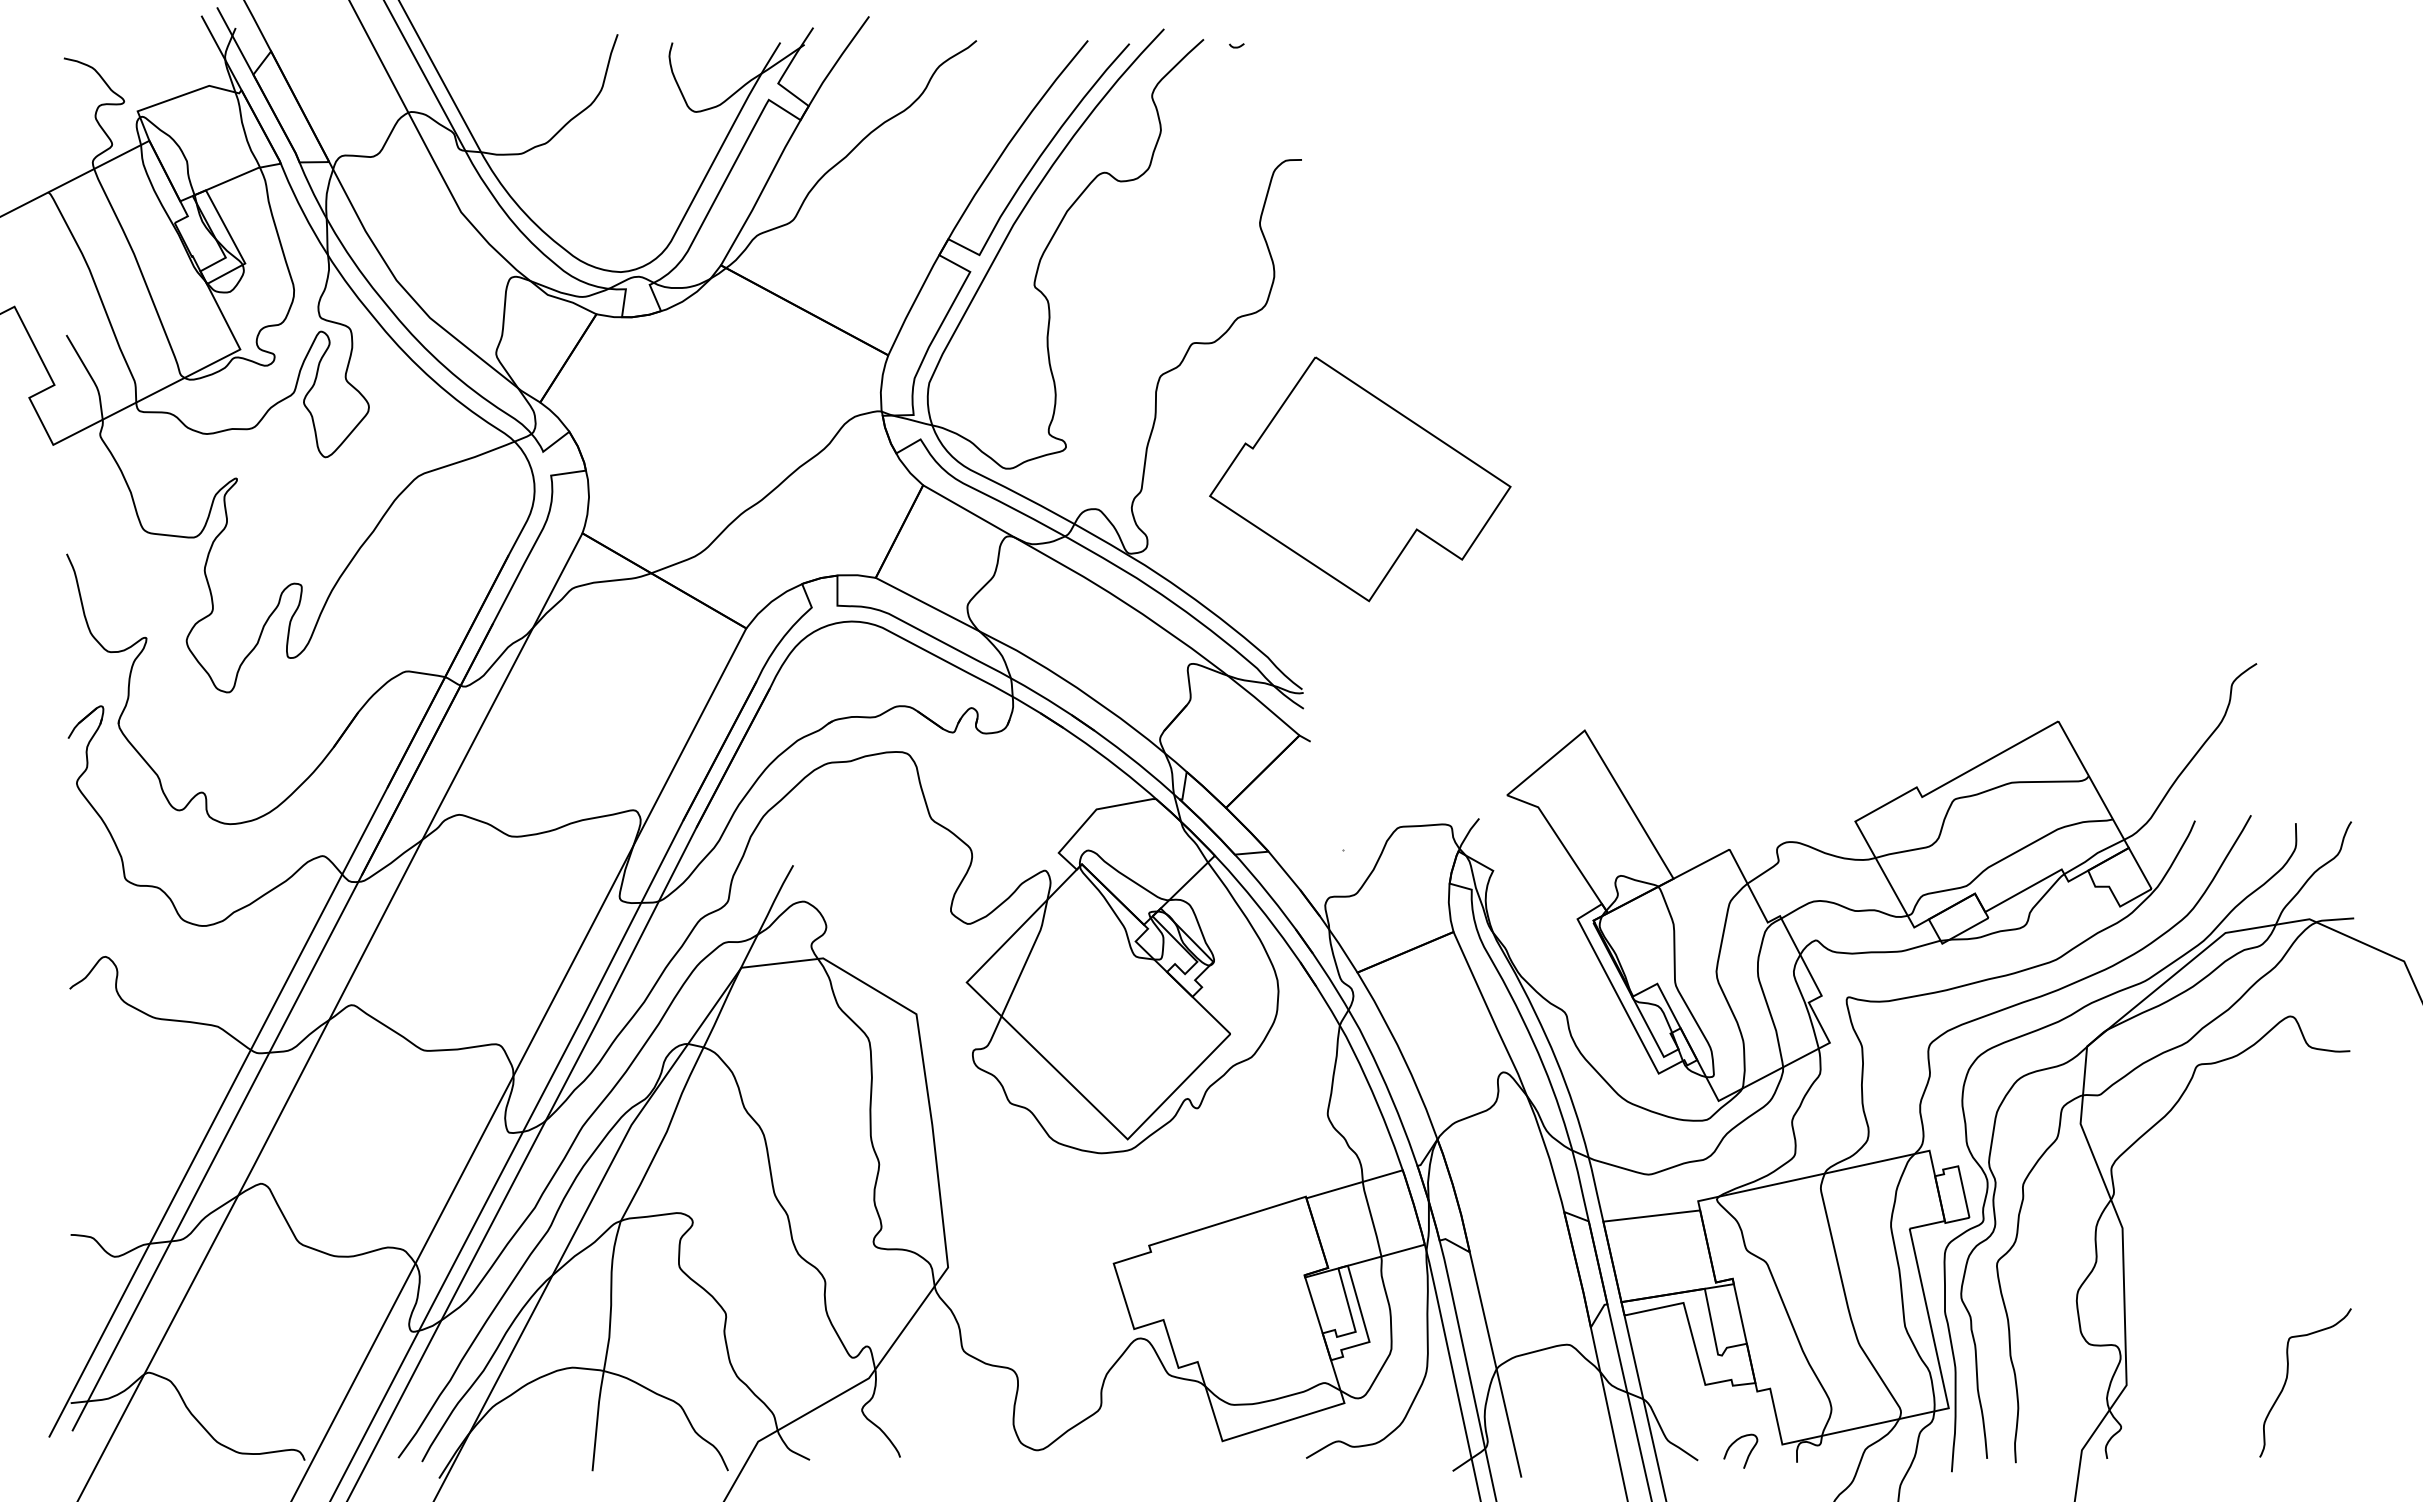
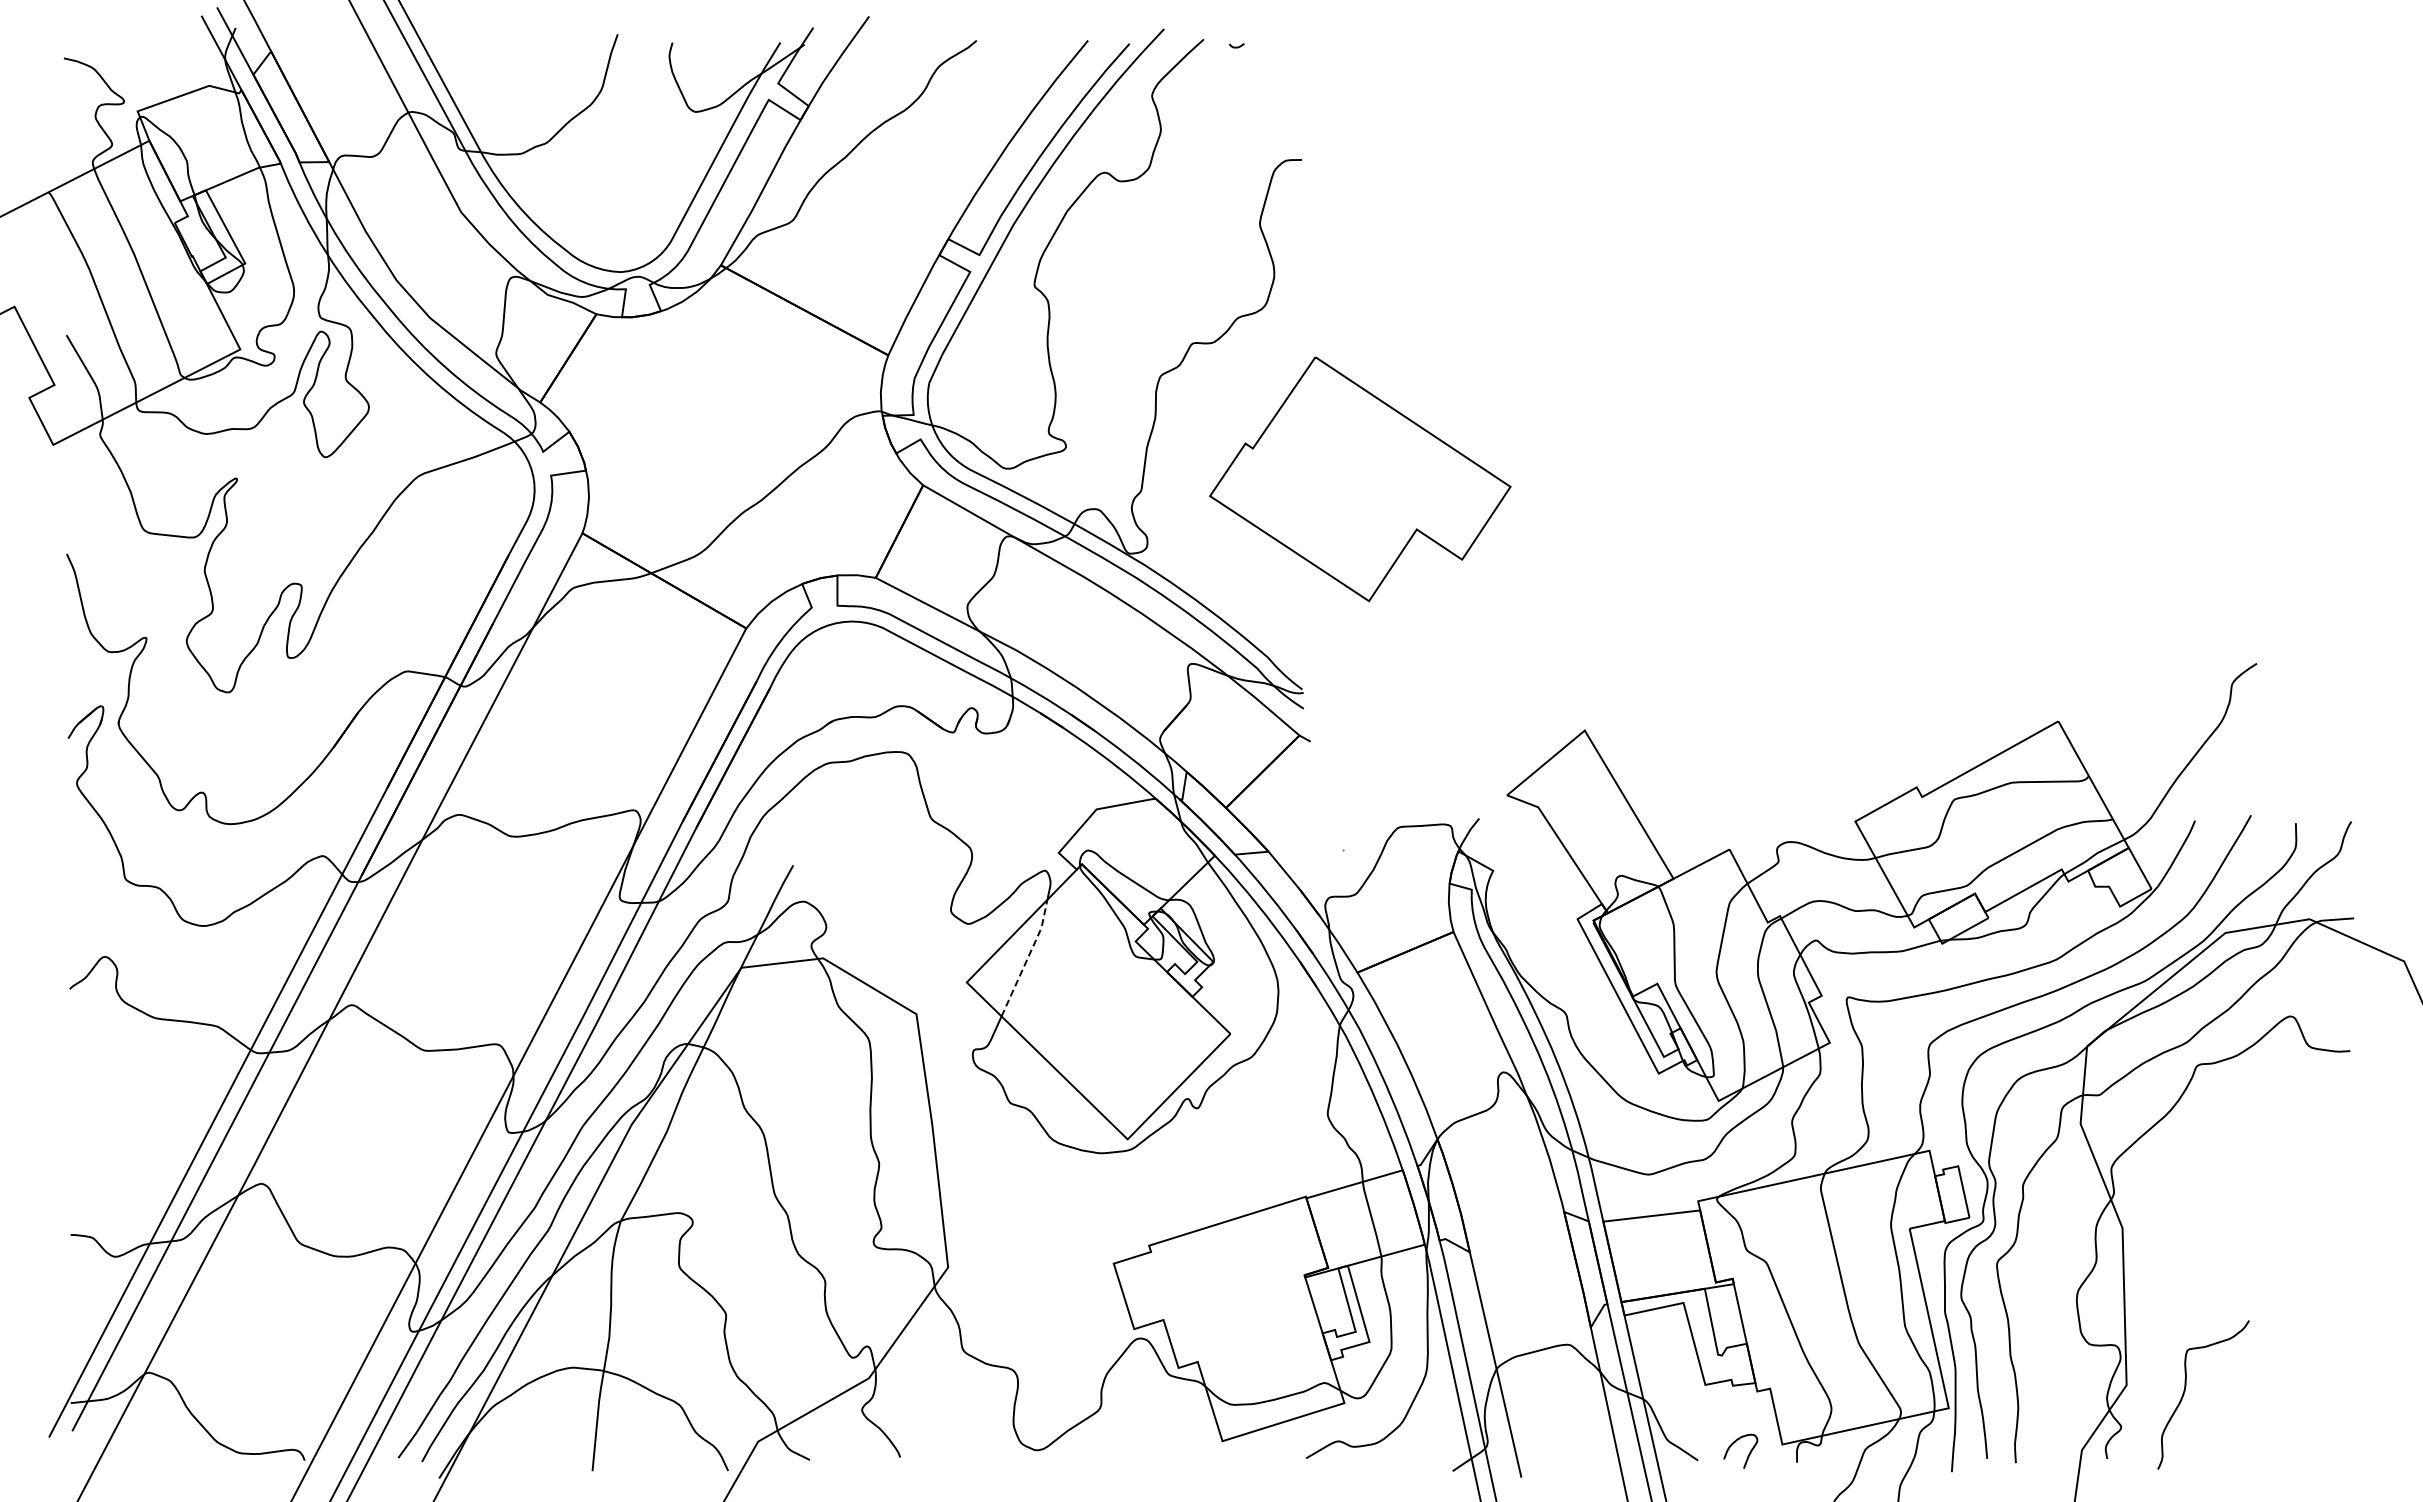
line: solid -> dashed (1028, 957)
curve position: (2287, 1379) -> (2185, 1391) (2185, 1391)
